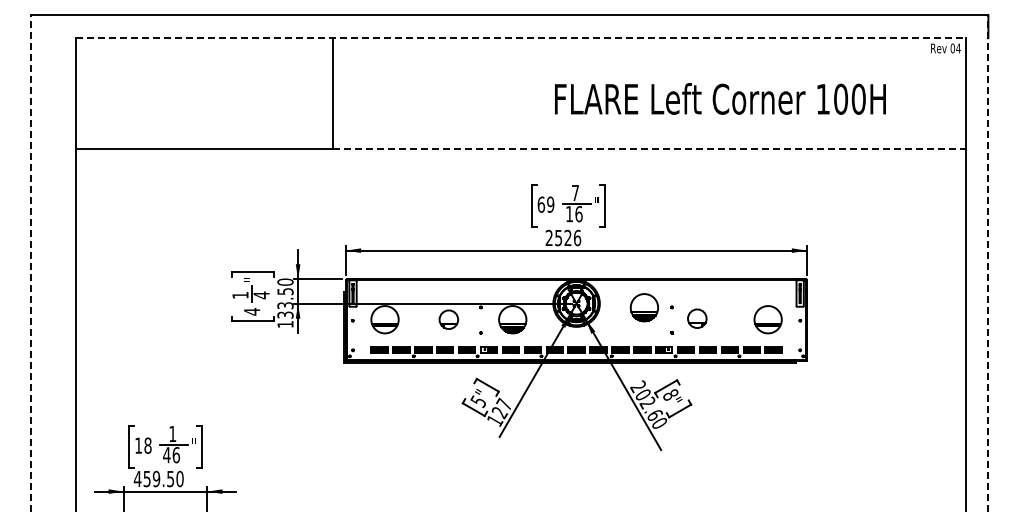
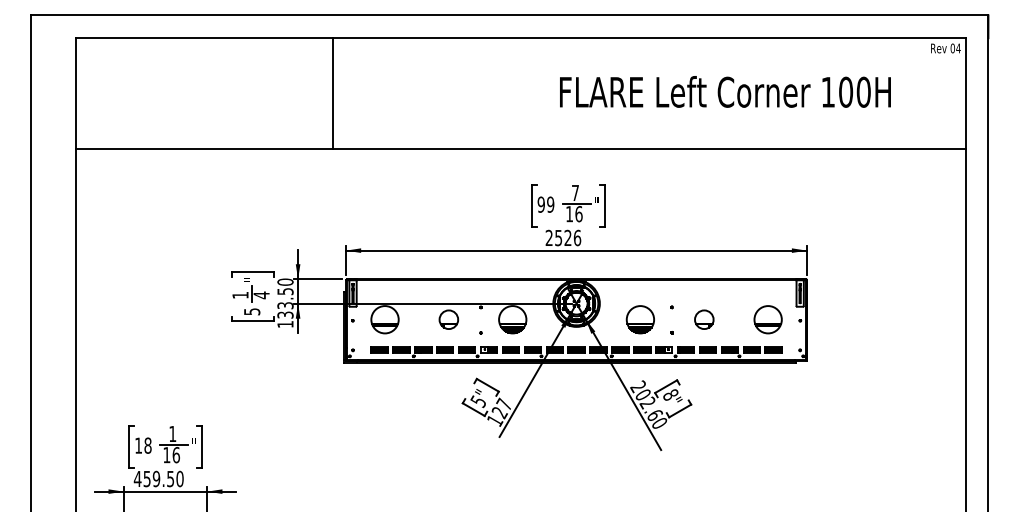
line: dashed -> solid (520, 38)
text position: (720, 98) -> (725, 91) (725, 91)
line: dashed -> solid (649, 148)
text: 69 -> 99 (541, 204)
line: dashed -> solid (30, 263)
line: dashed -> solid (988, 263)
part position: (643, 307) -> (639, 319) (639, 319)
text: 4 -> 5 (252, 311)
part position: (697, 318) -> (704, 319) (704, 319)
text: 46 -> 16 (166, 455)
